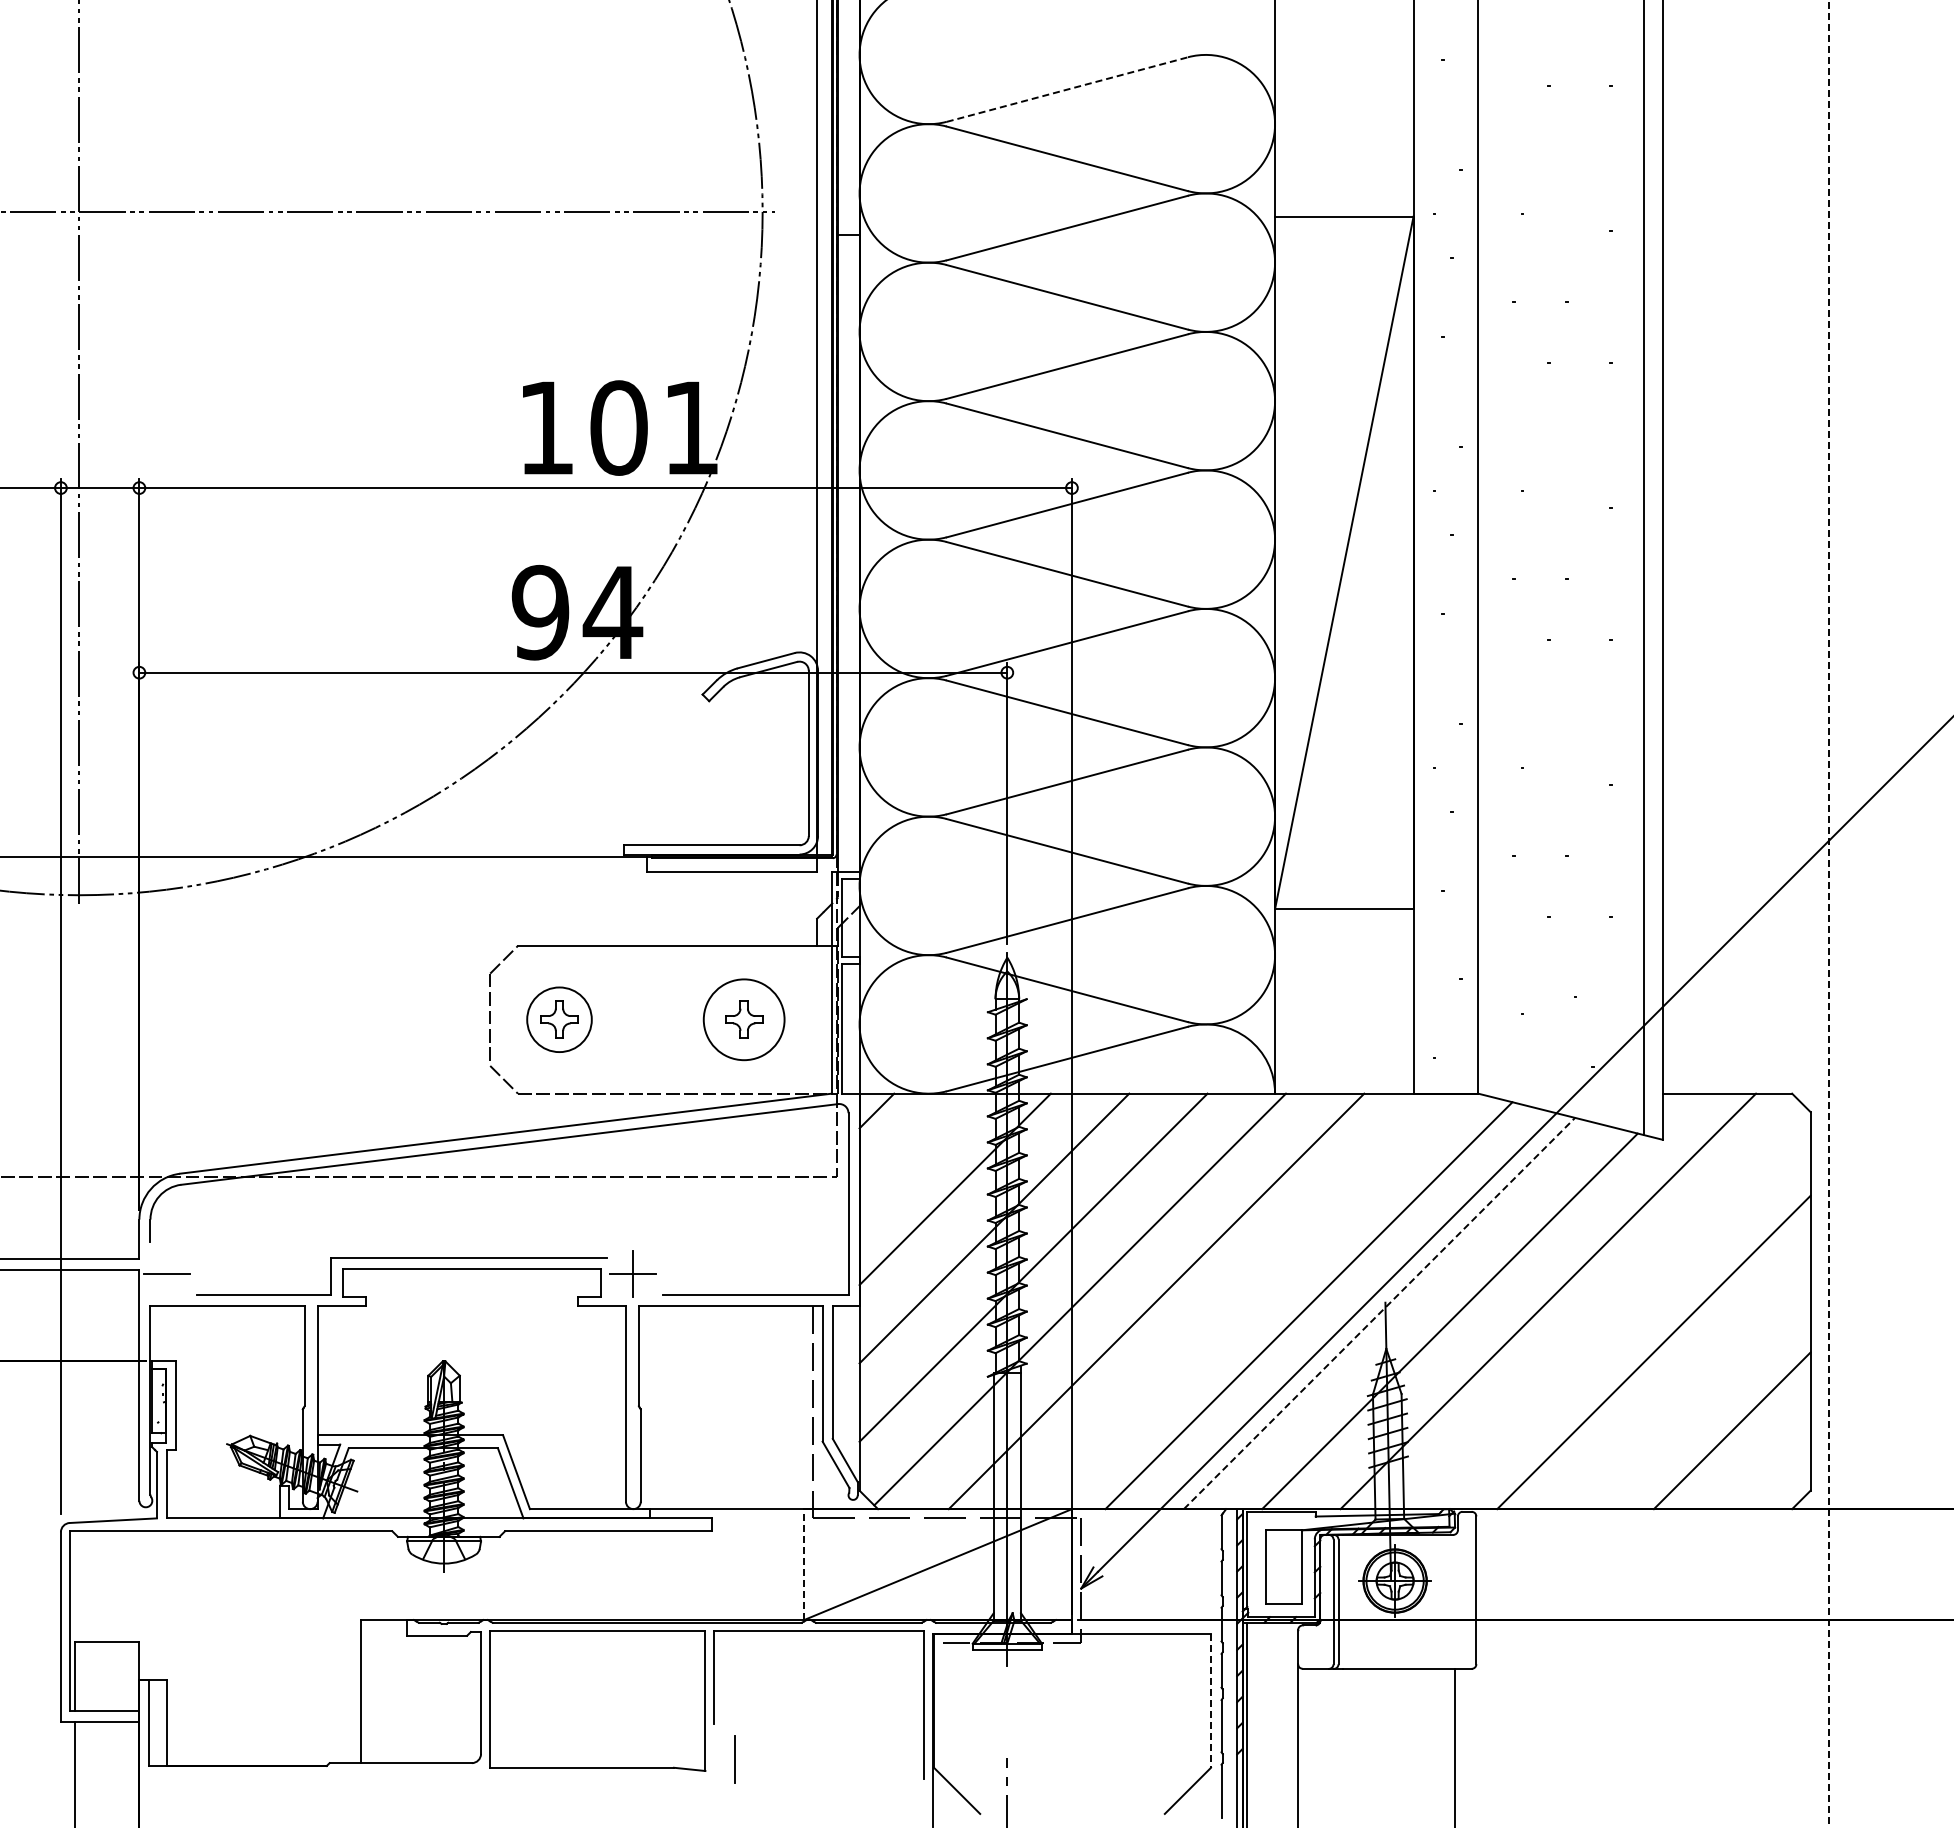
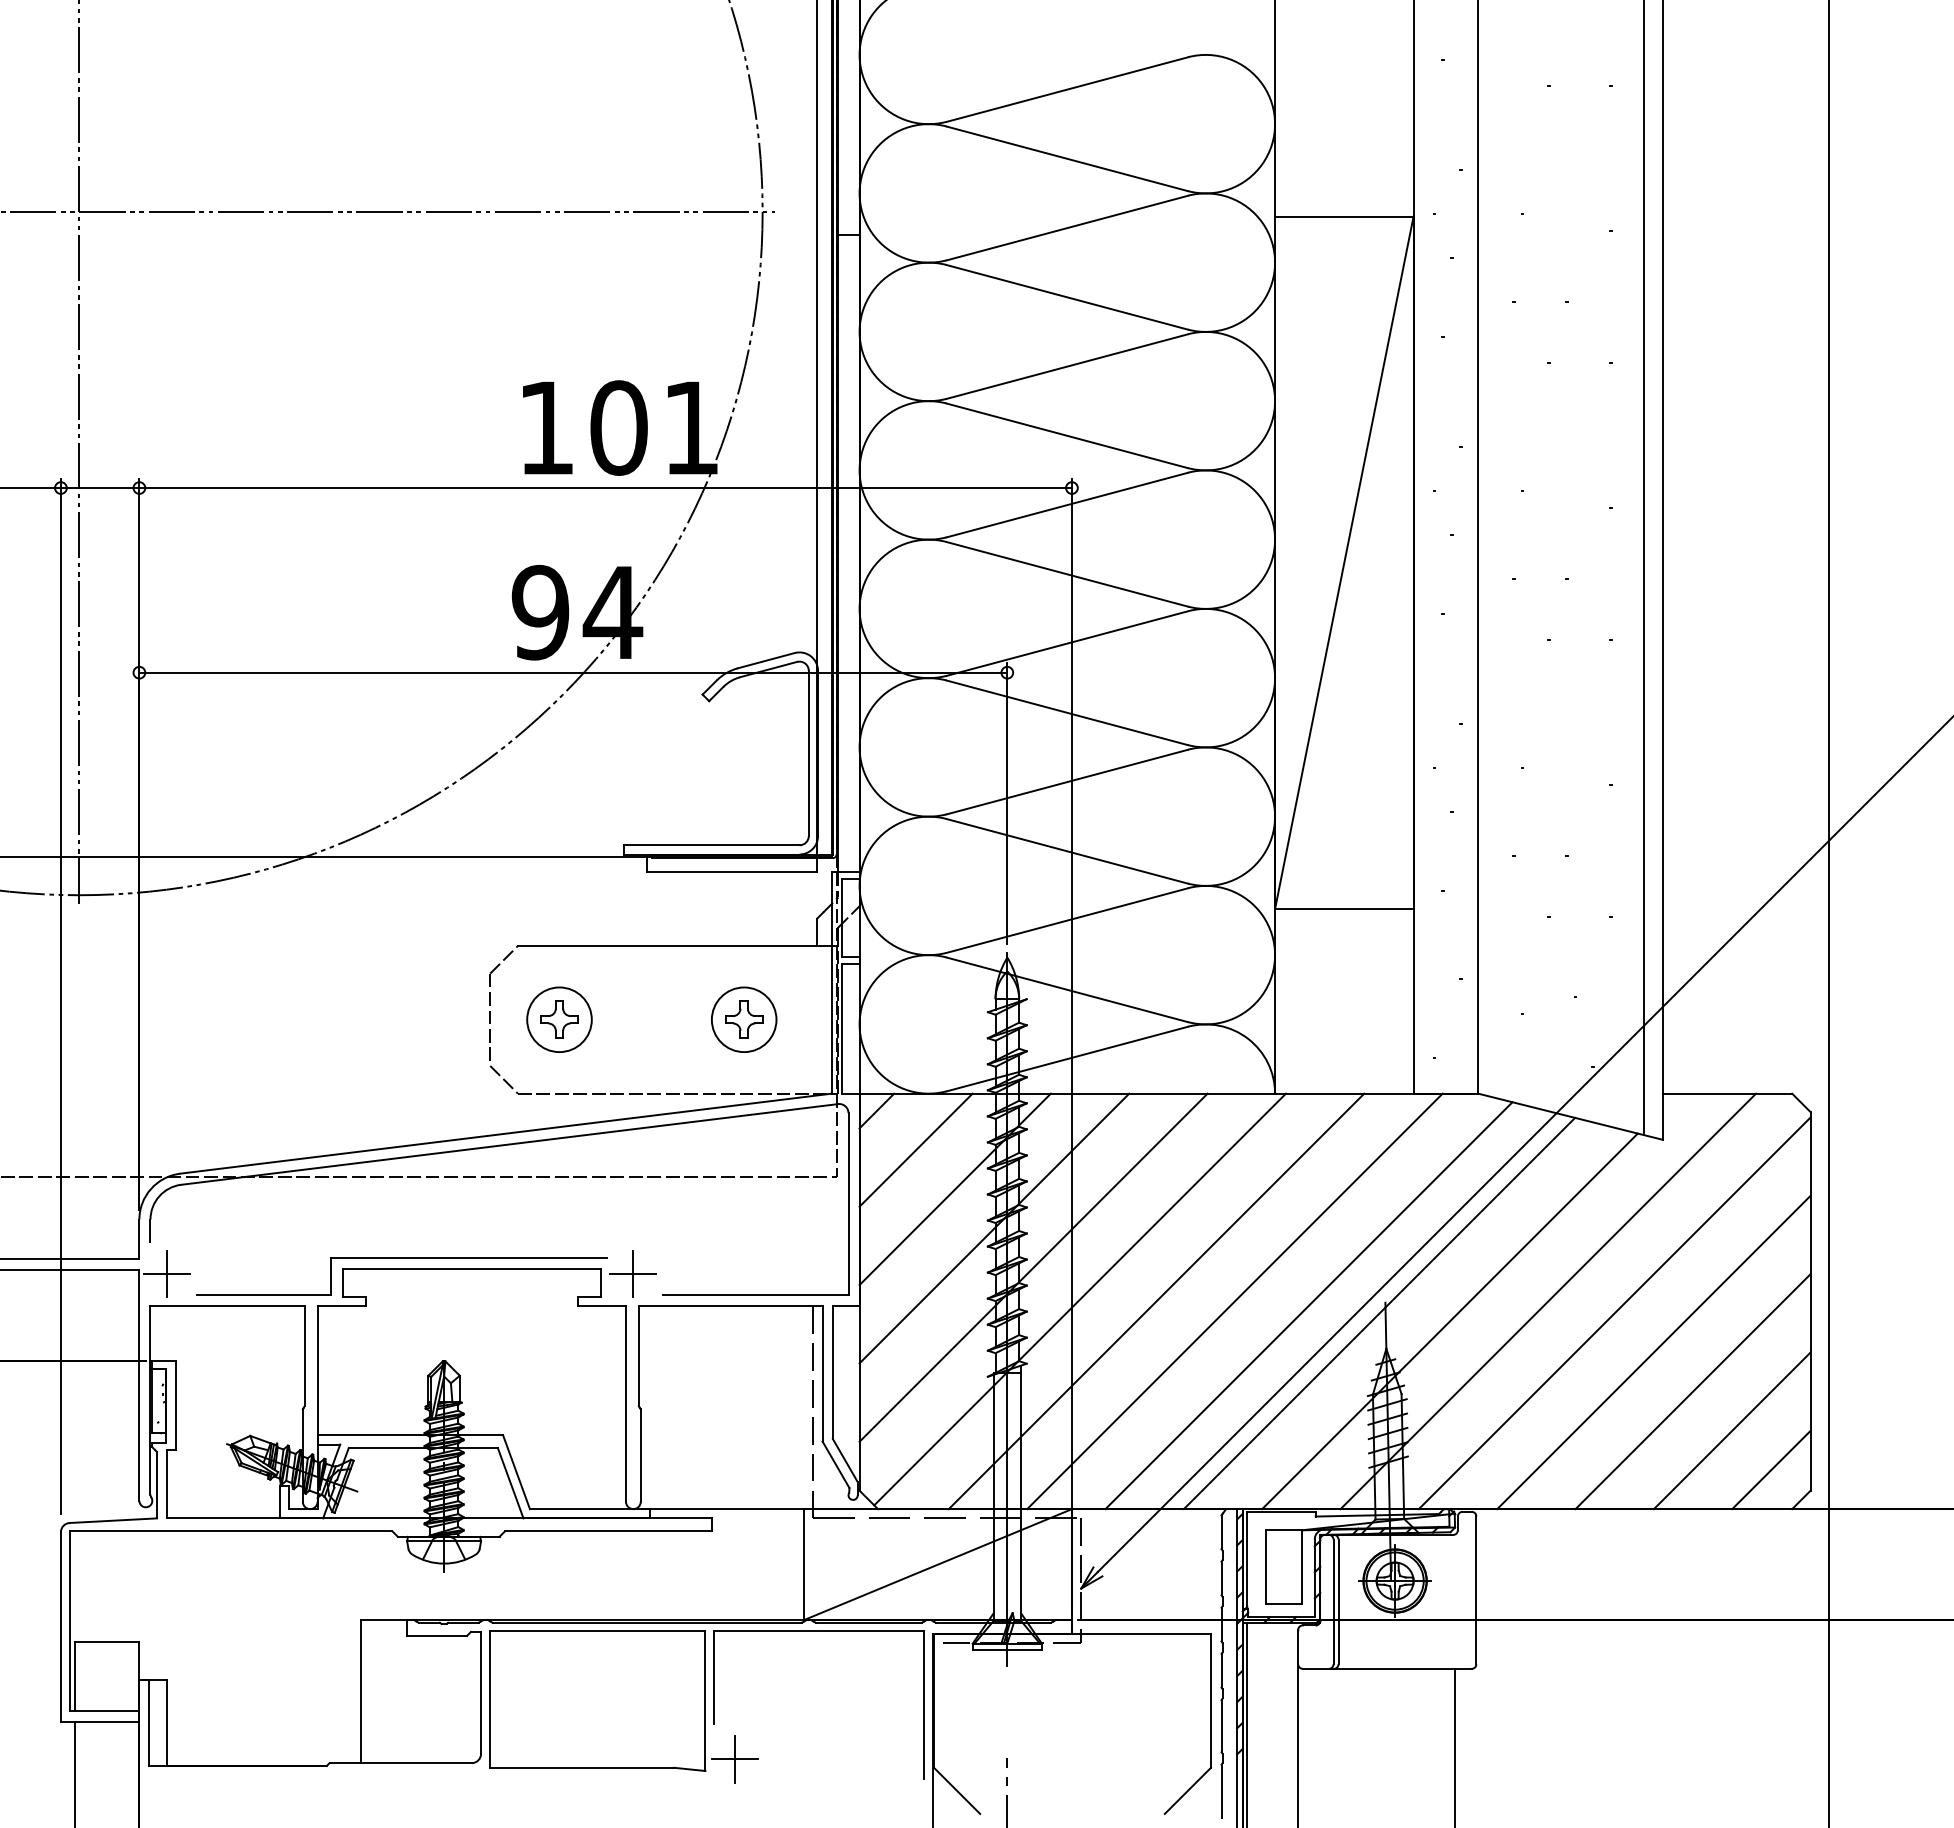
line: dashed -> solid (1067, 89)
line: dashed -> solid (1829, 914)
circle diameter: 81 px -> 65 px (743, 1019)
line: none -> present (915, 1149)
line: none -> present (167, 1273)
line: none -> present (1234, 1301)
line: dashed -> solid (1379, 1313)
line: none -> present (1614, 1313)
line: none -> present (1692, 1391)
line: none -> present (1771, 1469)
line: dashed -> solid (804, 1564)
line: dashed -> solid (1211, 1700)
line: none -> present (734, 1759)
